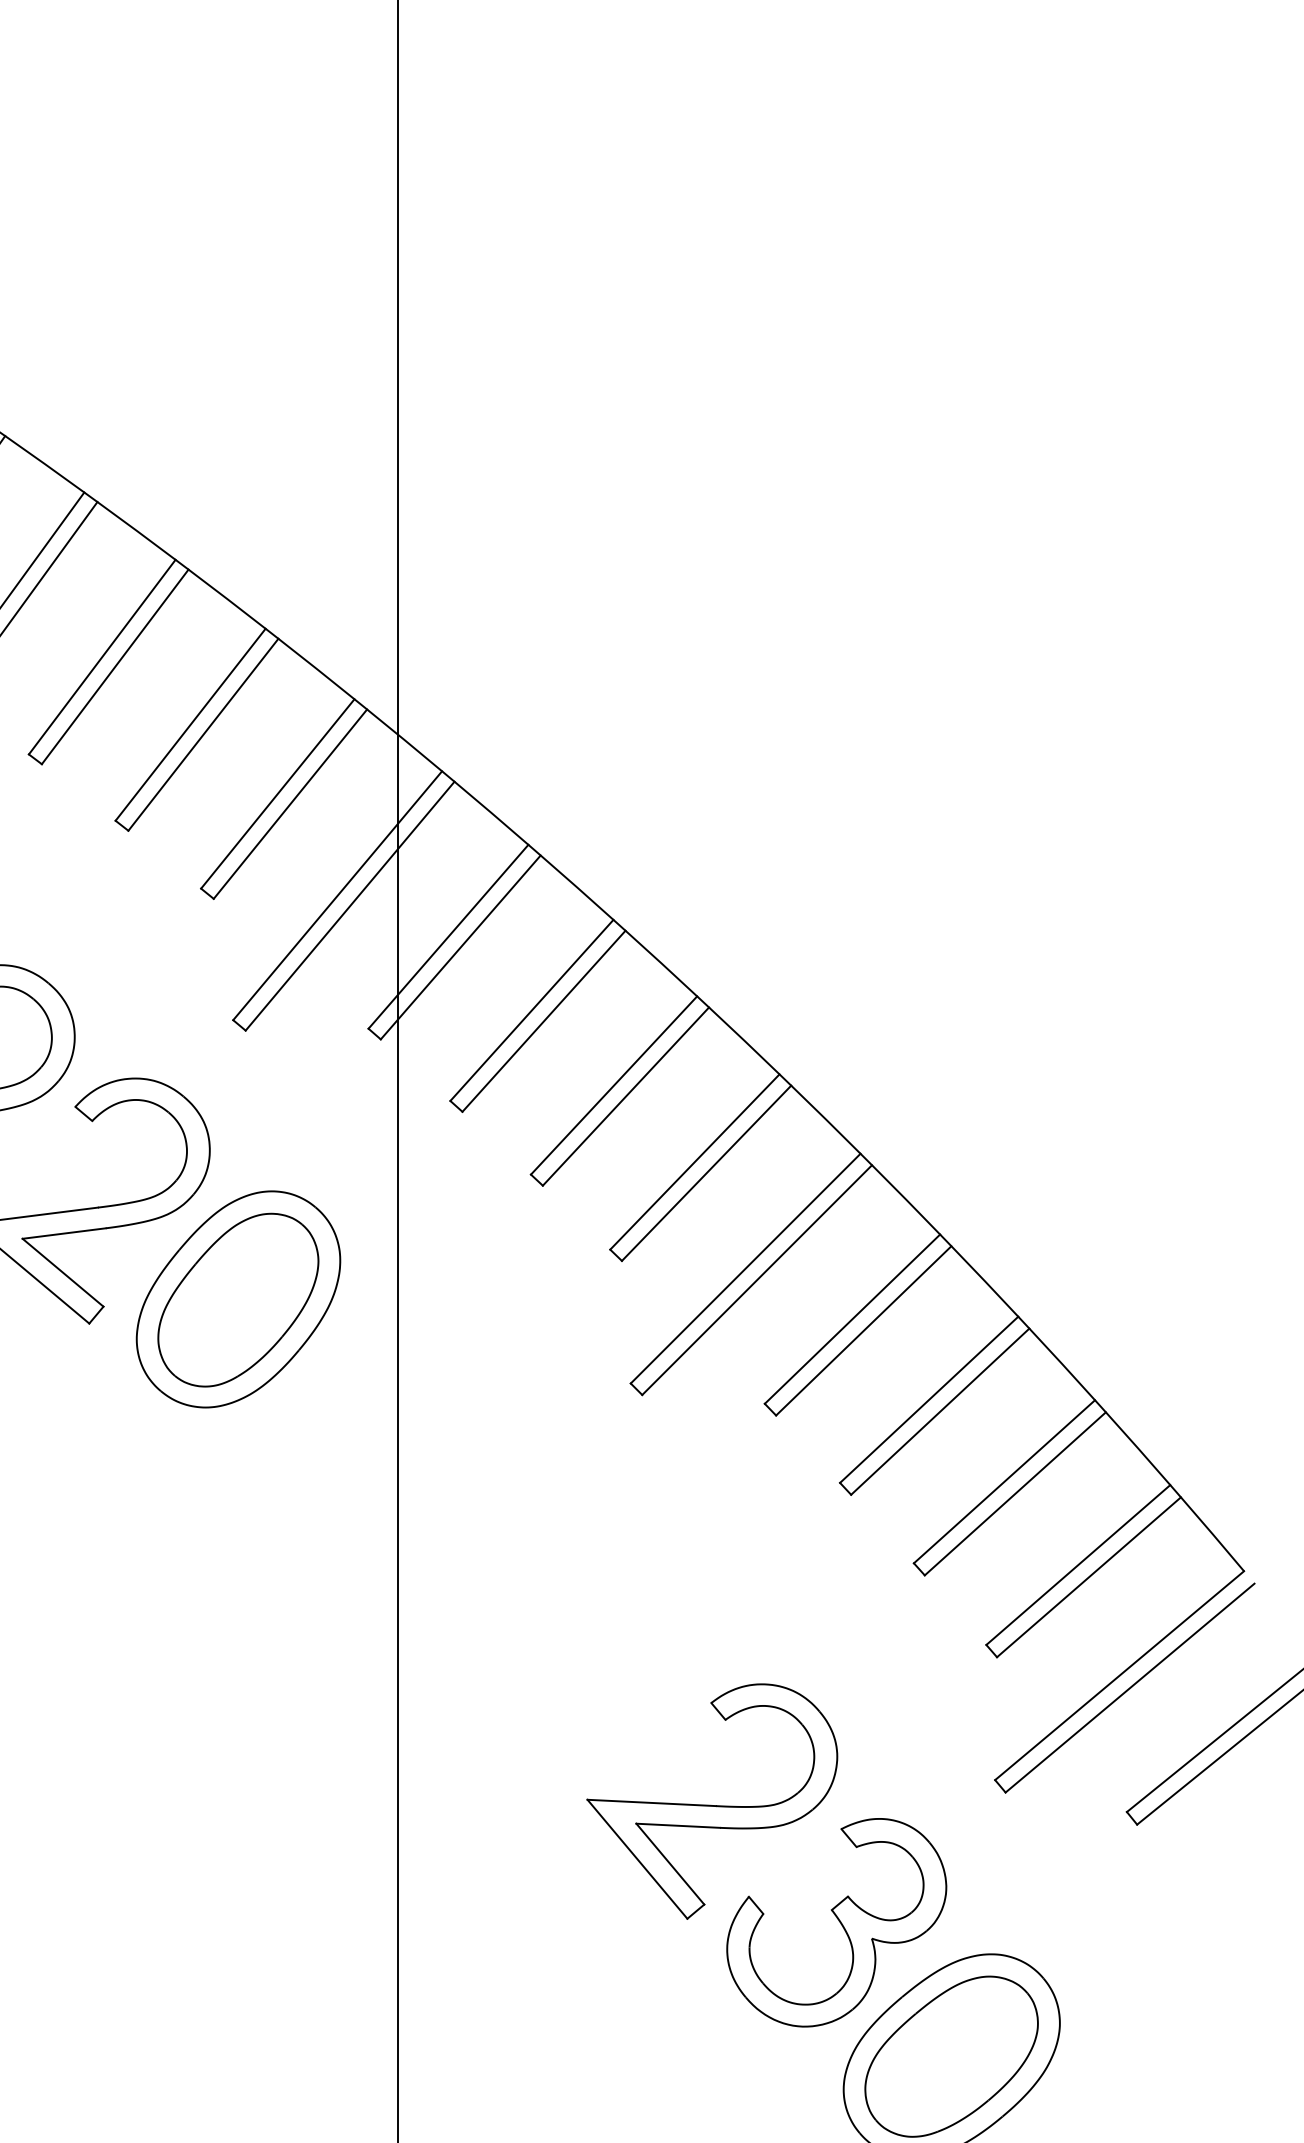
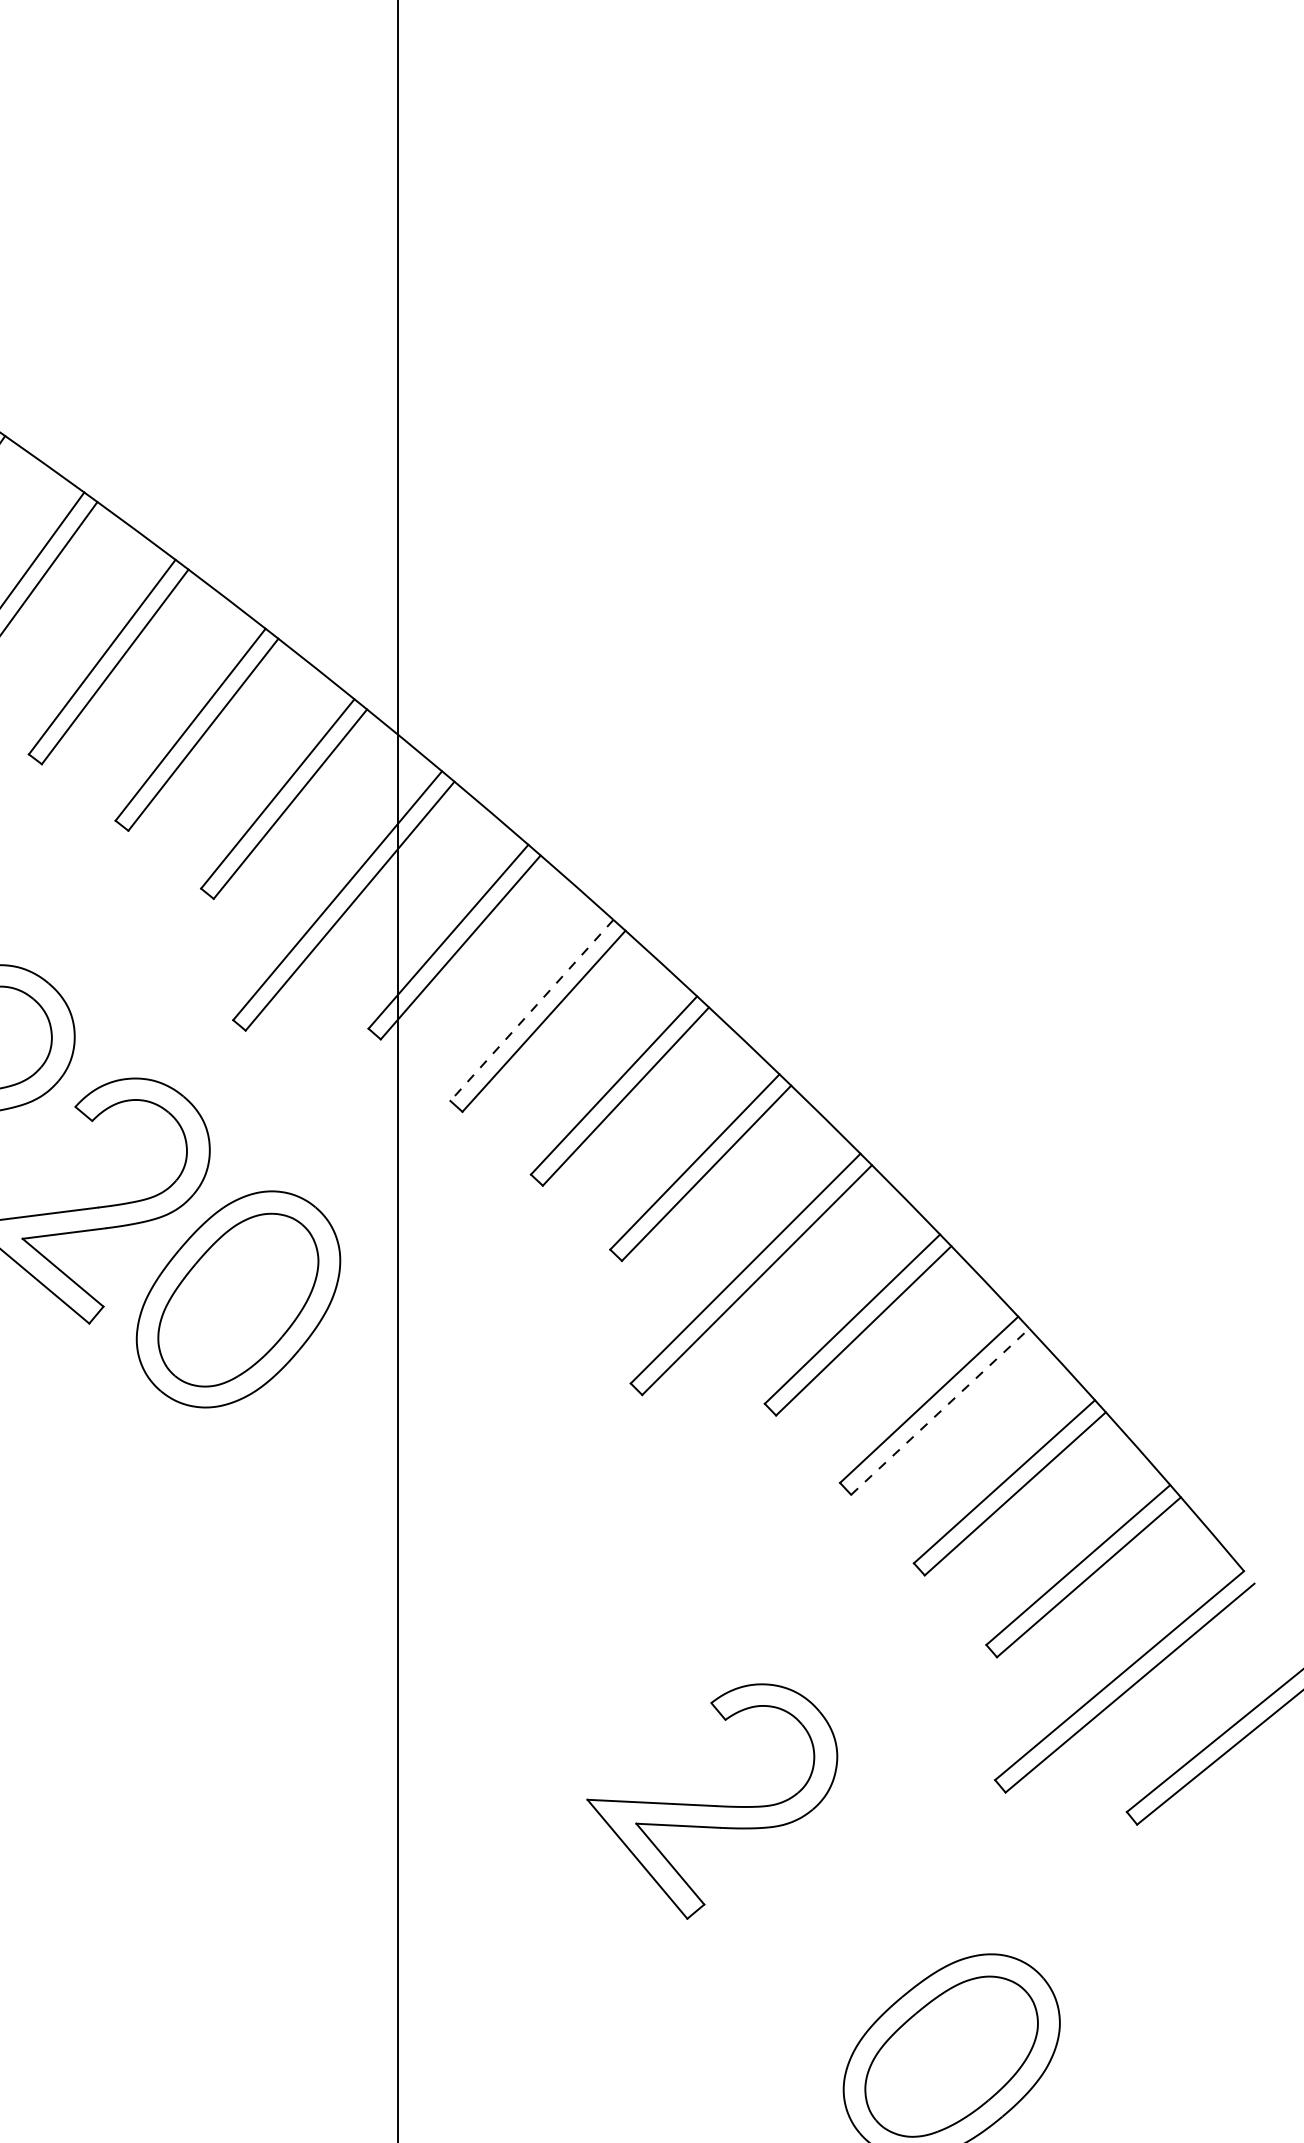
line: solid -> dashed (531, 1010)
line: solid -> dashed (940, 1411)
part: present -> none (836, 1922)
